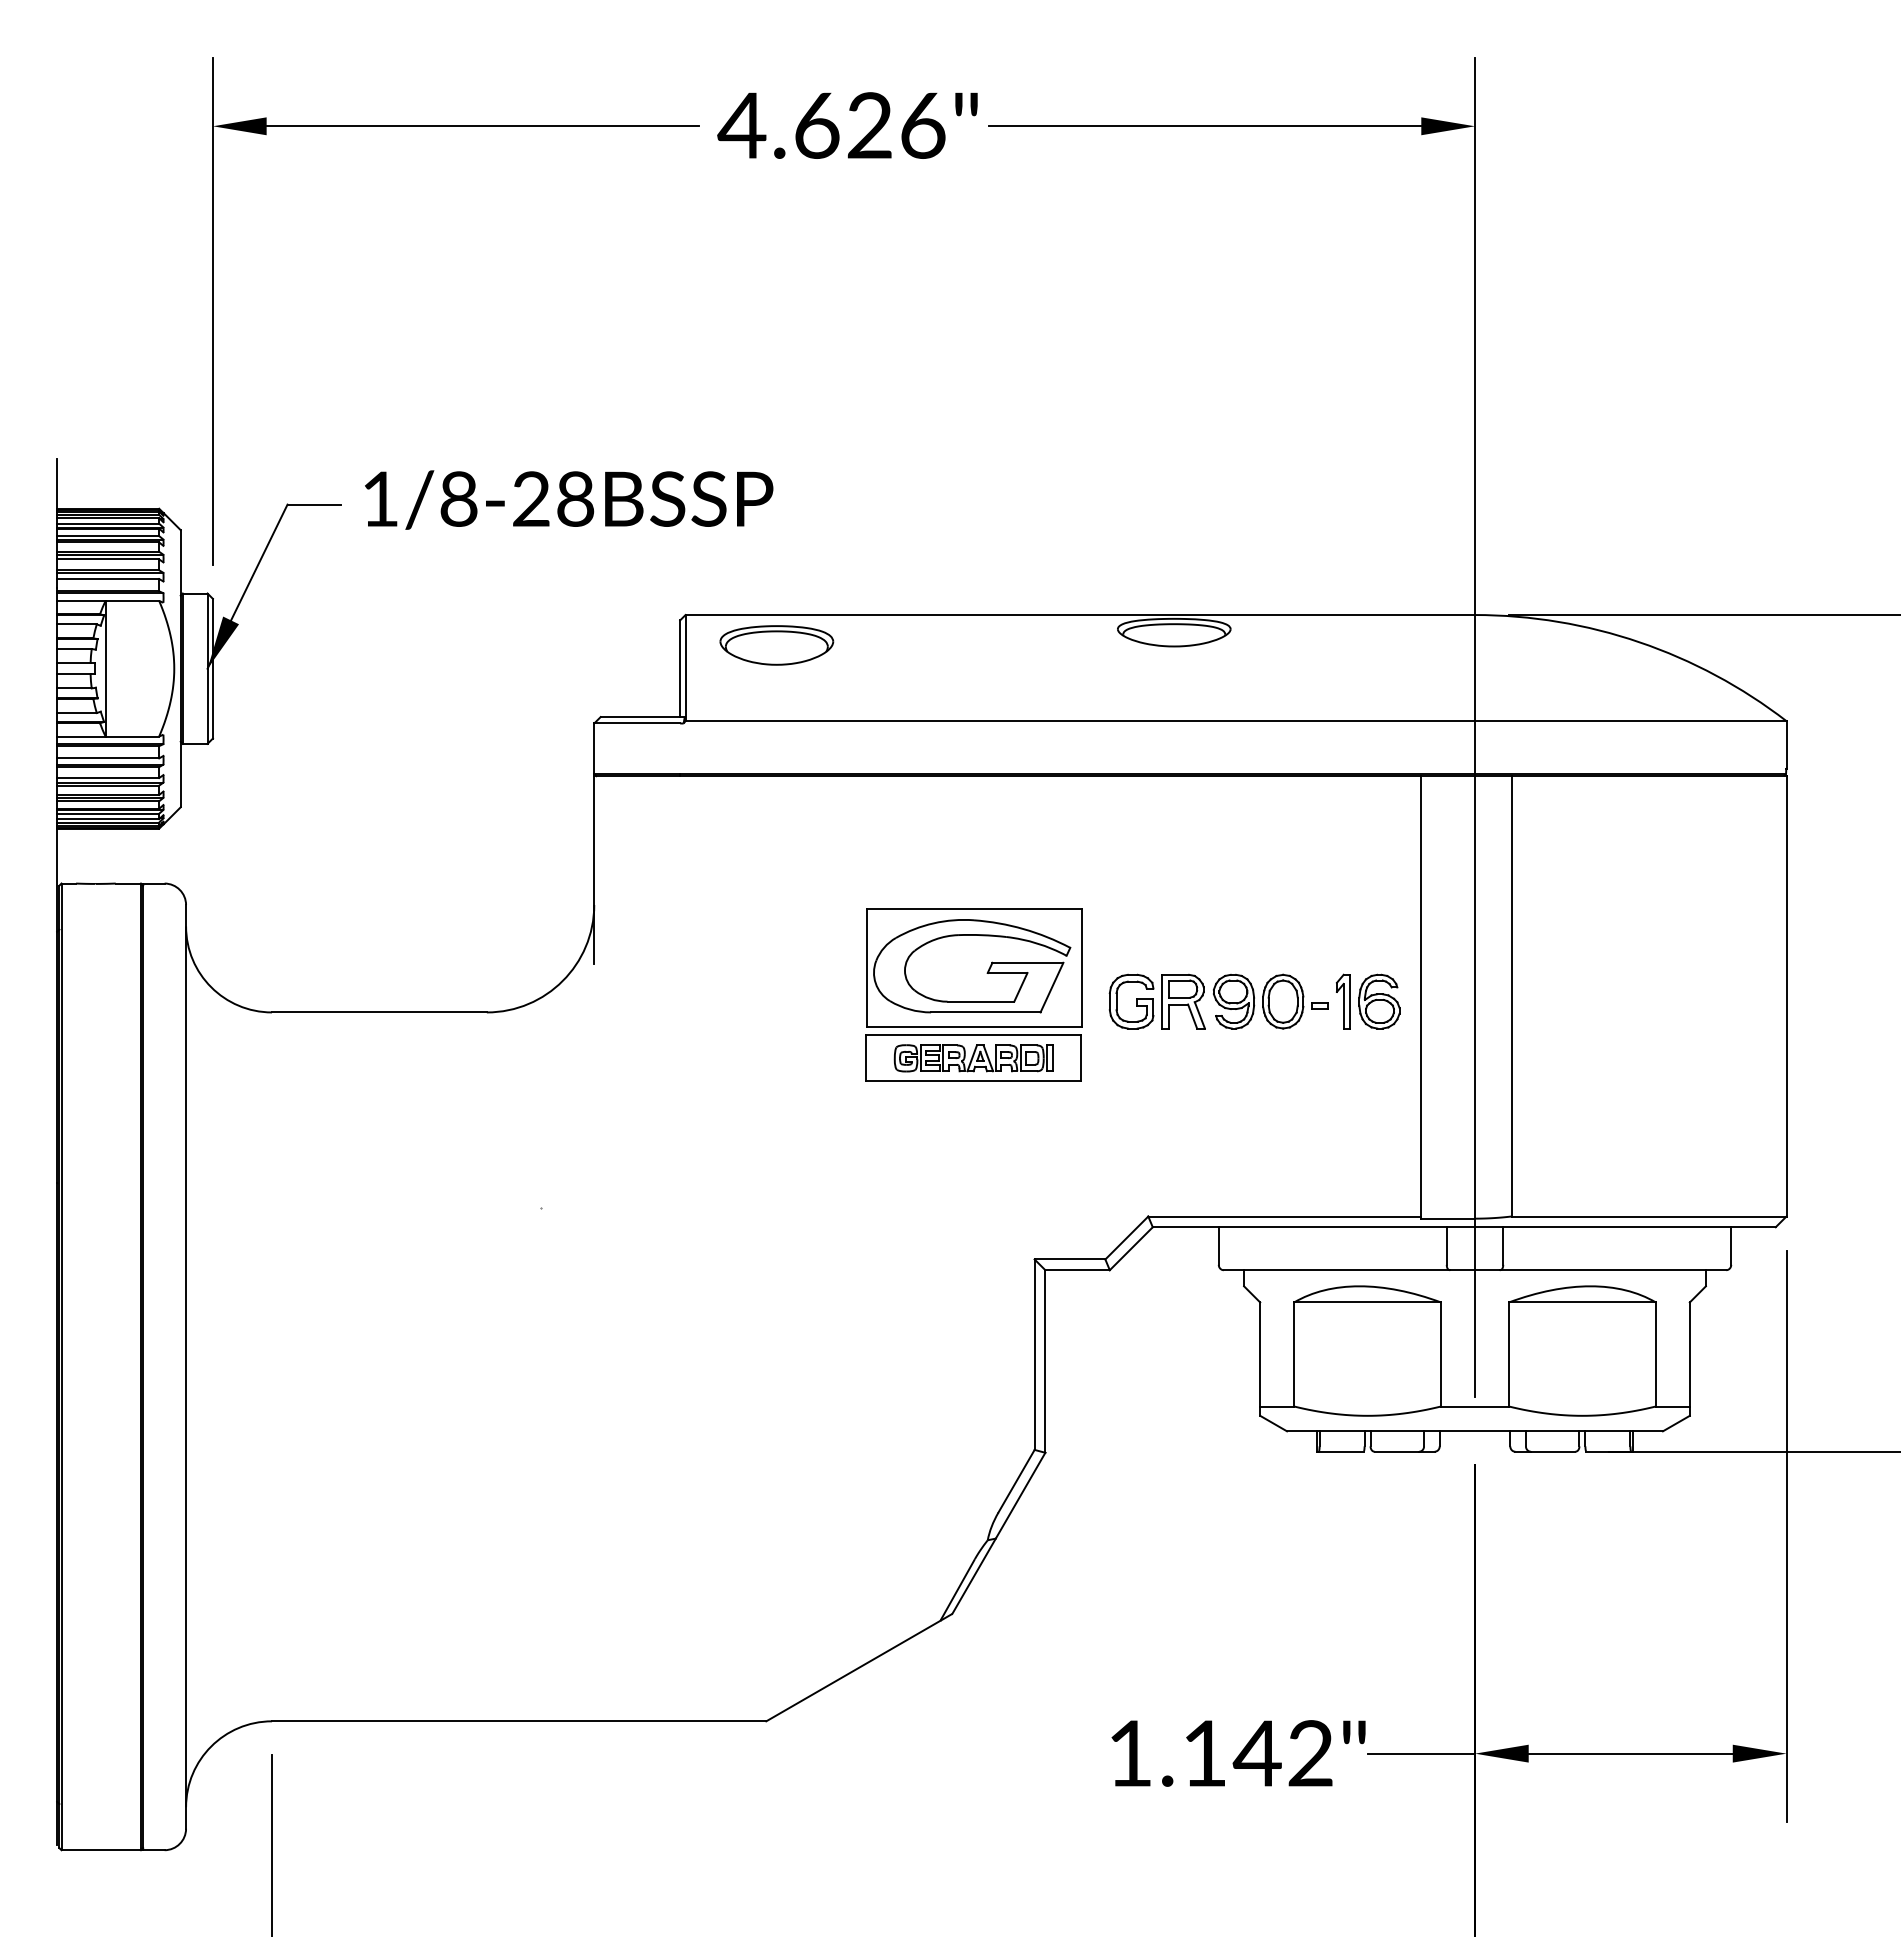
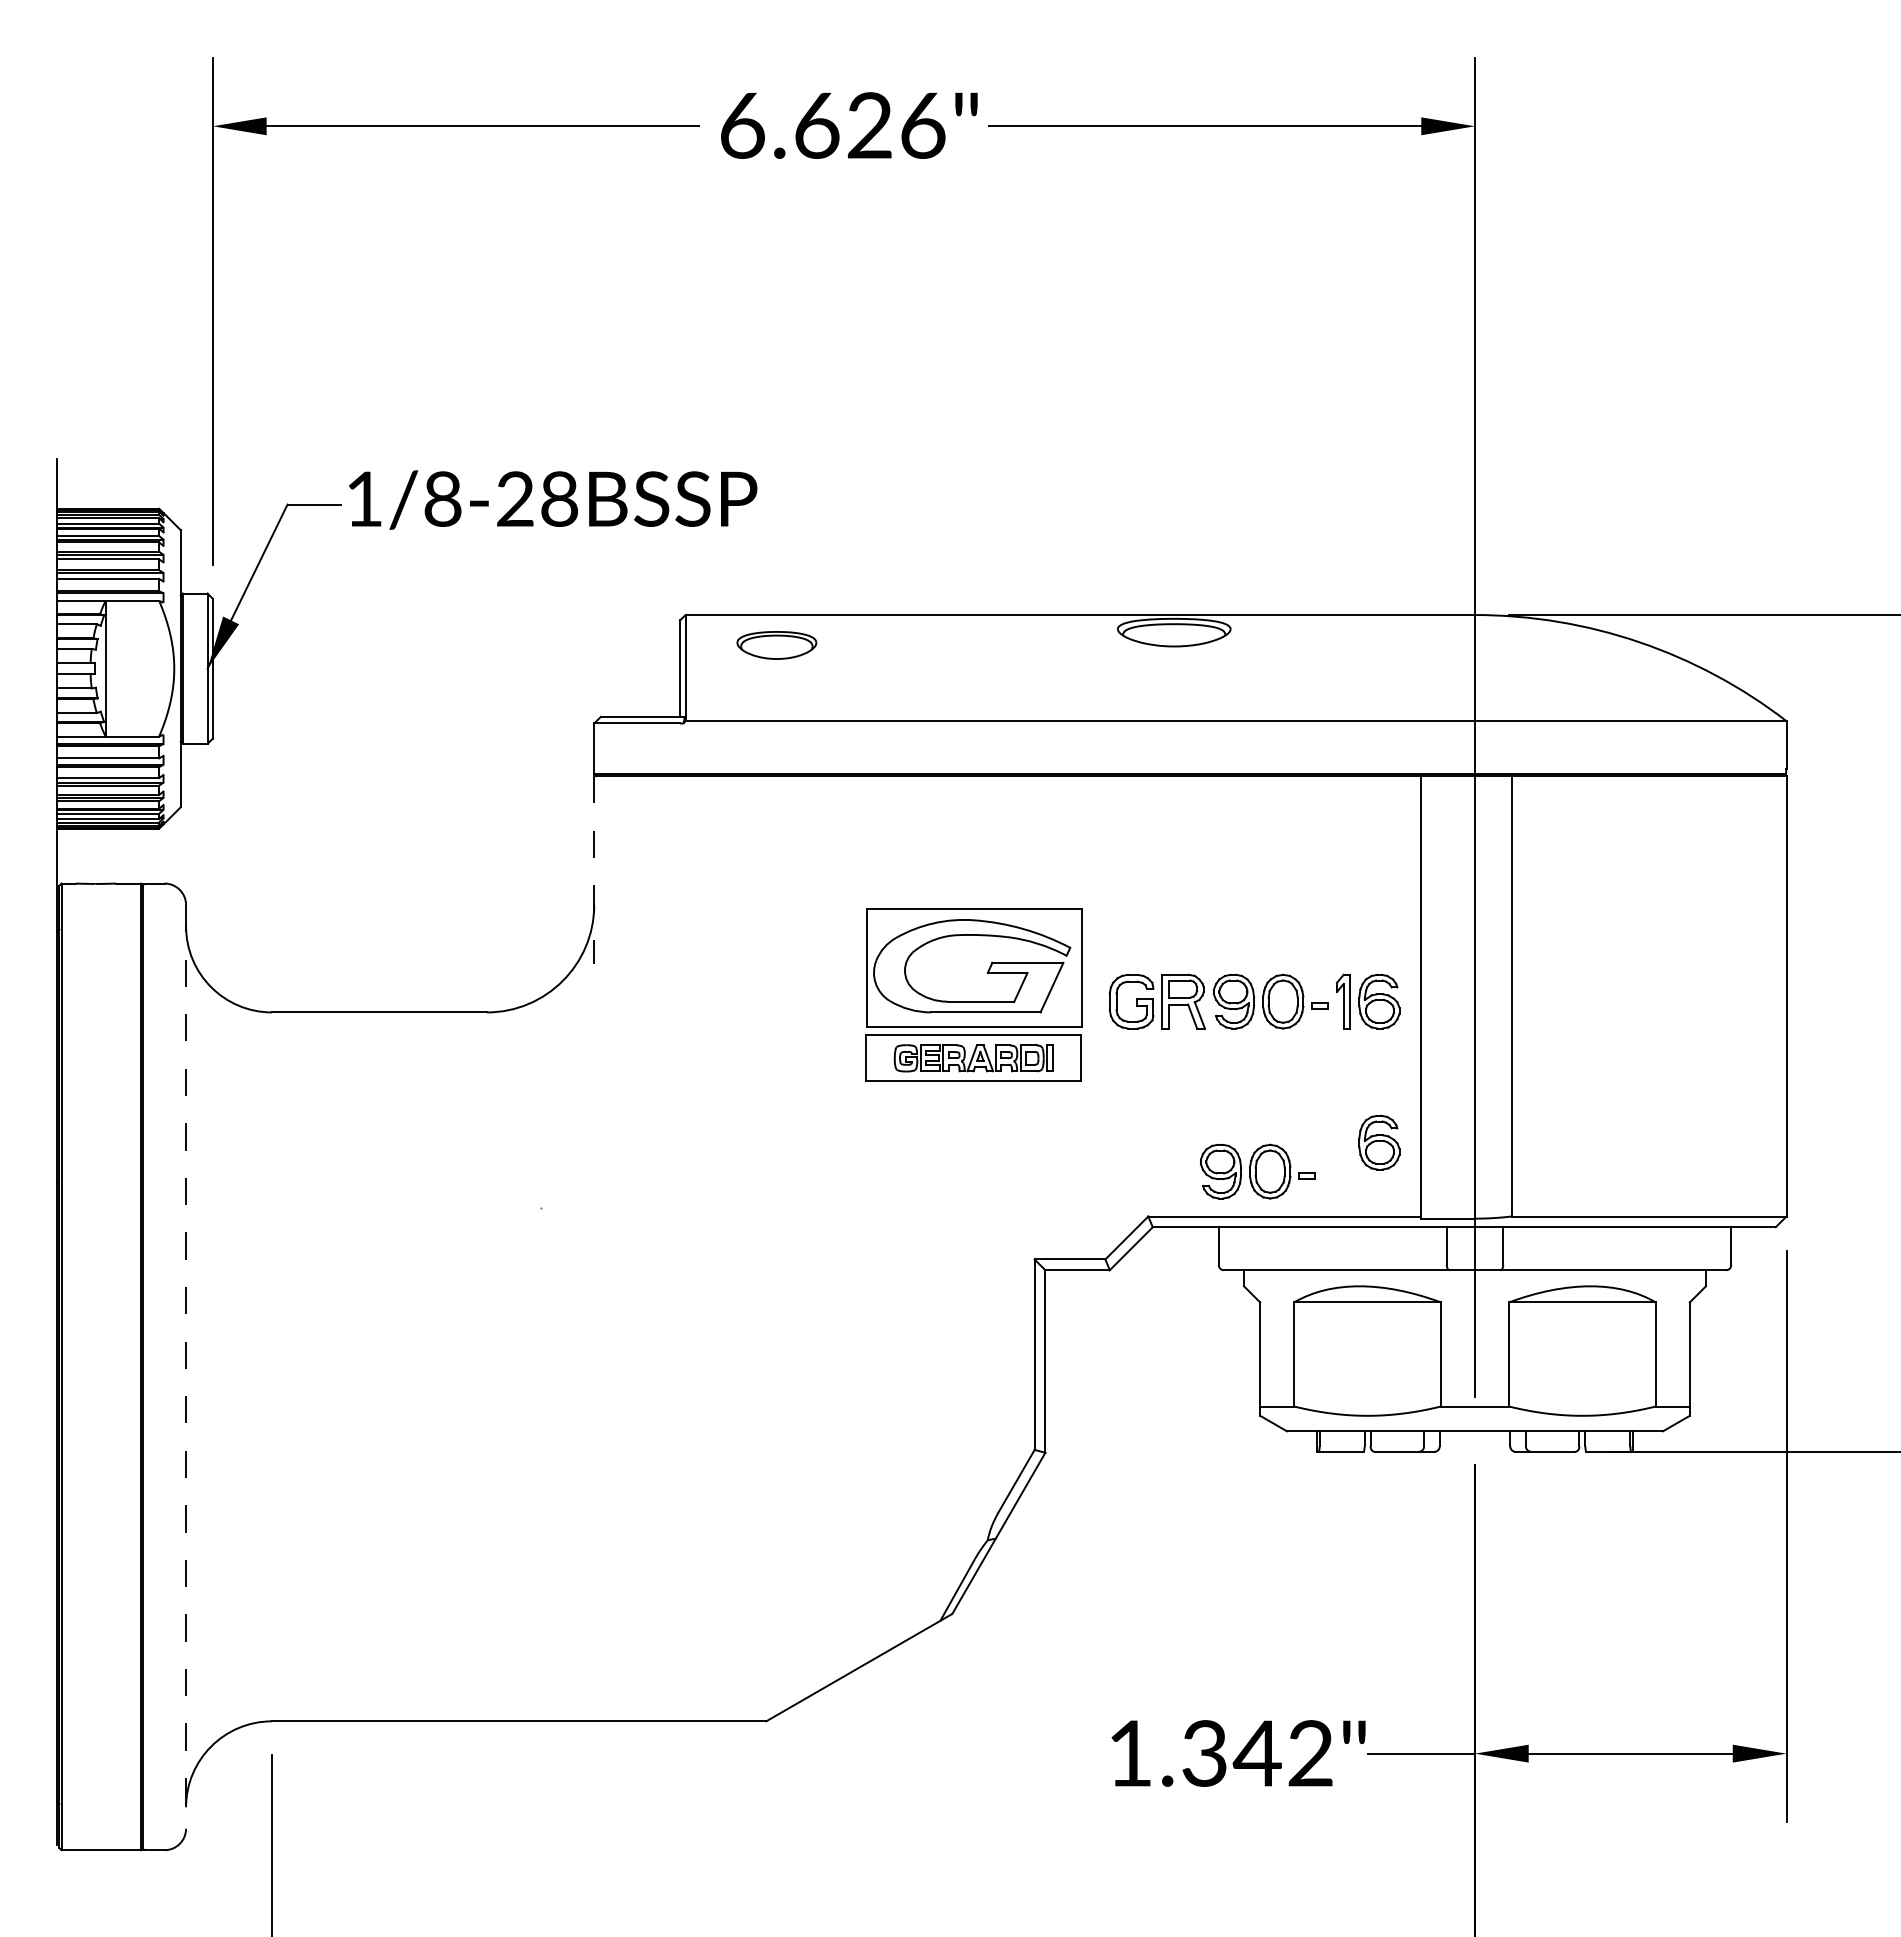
text: 4.626" -> 6.626" (741, 125)
text position: (569, 499) -> (553, 499) (553, 499)
part size: 116x41 px -> 82x29 px (776, 645)
line: solid -> dashed (594, 869)
part: none -> present (1379, 1142)
part: none -> present (1257, 1171)
line: solid -> dashed (186, 1366)
text: 1.142" -> 1.342" (1204, 1753)
